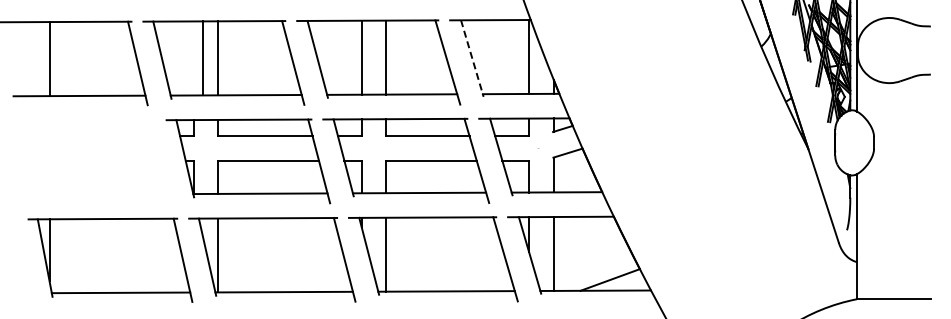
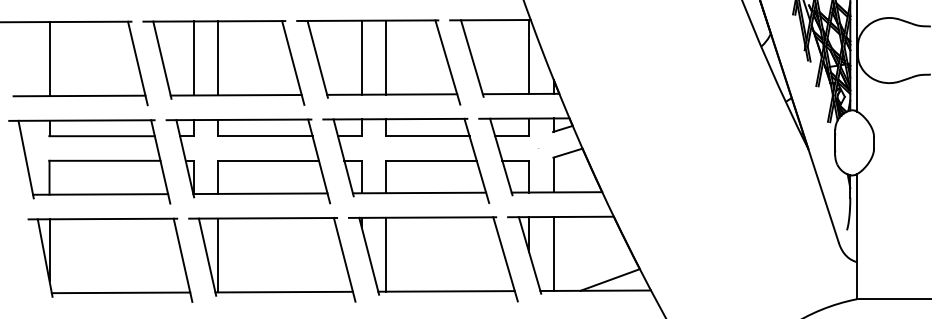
line position: (202, 58) -> (193, 58) (193, 58)
line: dashed -> solid (472, 58)
part: none -> present (89, 161)
